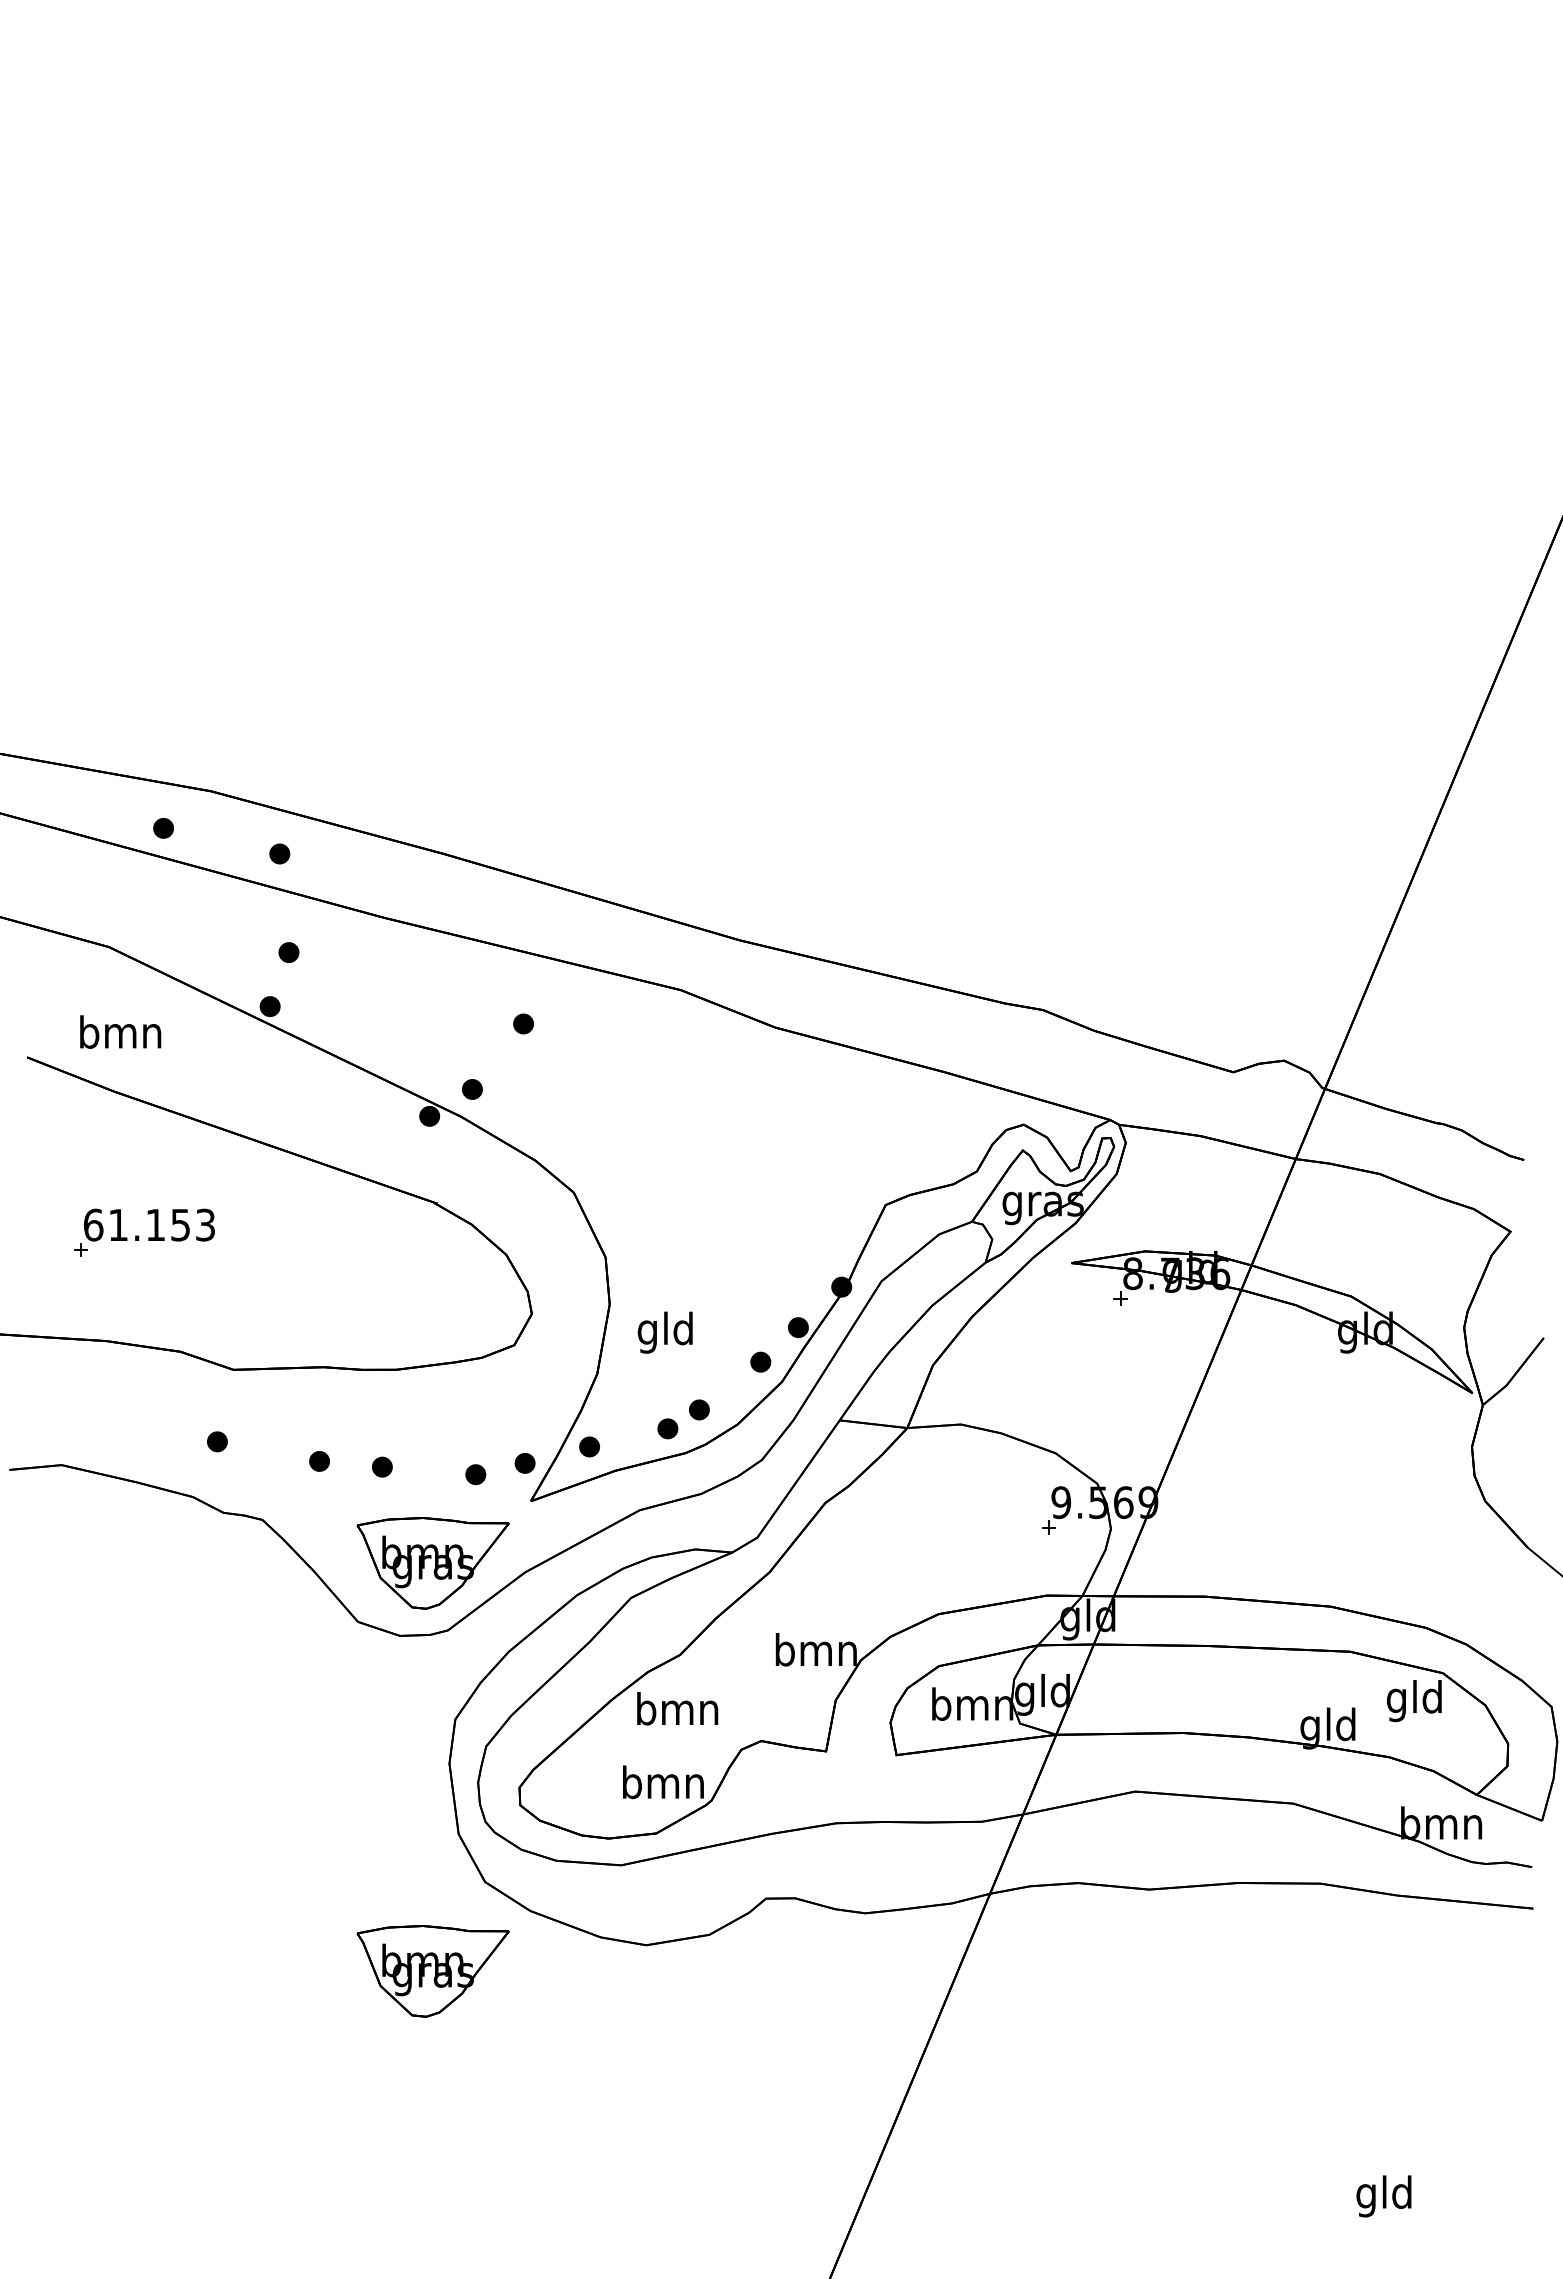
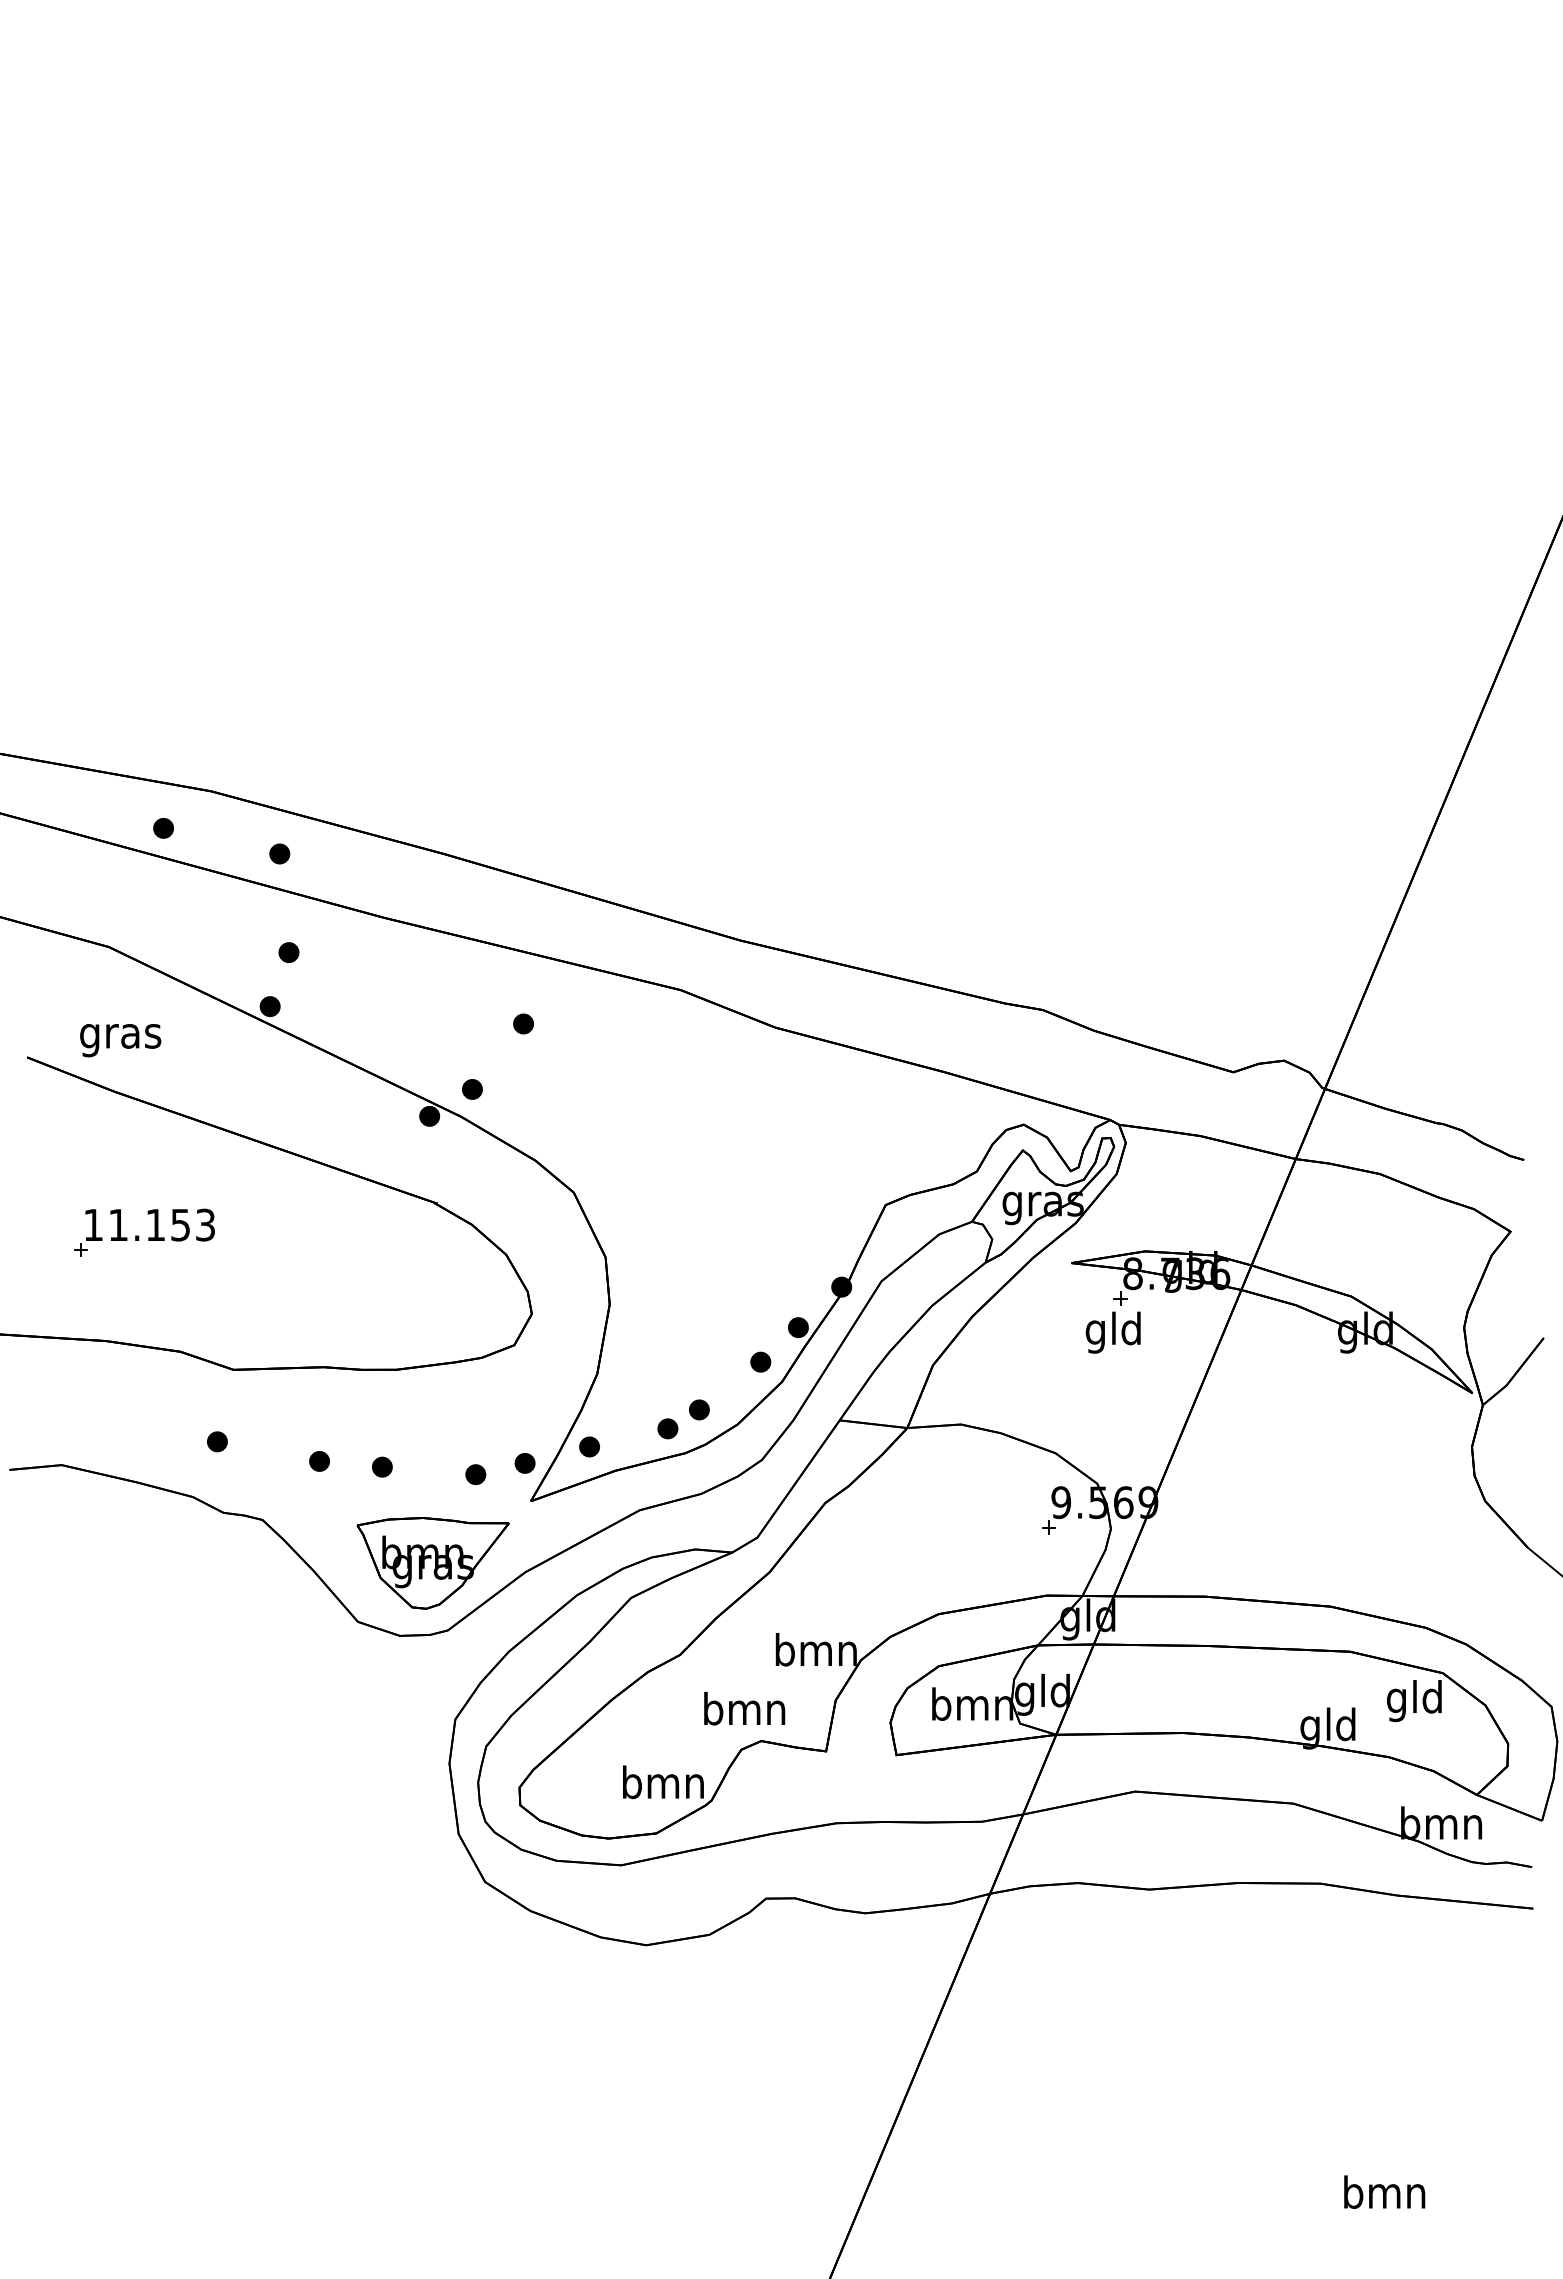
text: bmn -> gras (120, 1036)
text: 61.153 -> 11.153 (93, 1224)
text position: (664, 1332) -> (1112, 1332) (1112, 1332)
text position: (677, 1708) -> (744, 1708) (744, 1708)
part: present -> none (432, 1971)
text: gld -> bmn (1384, 2196)
